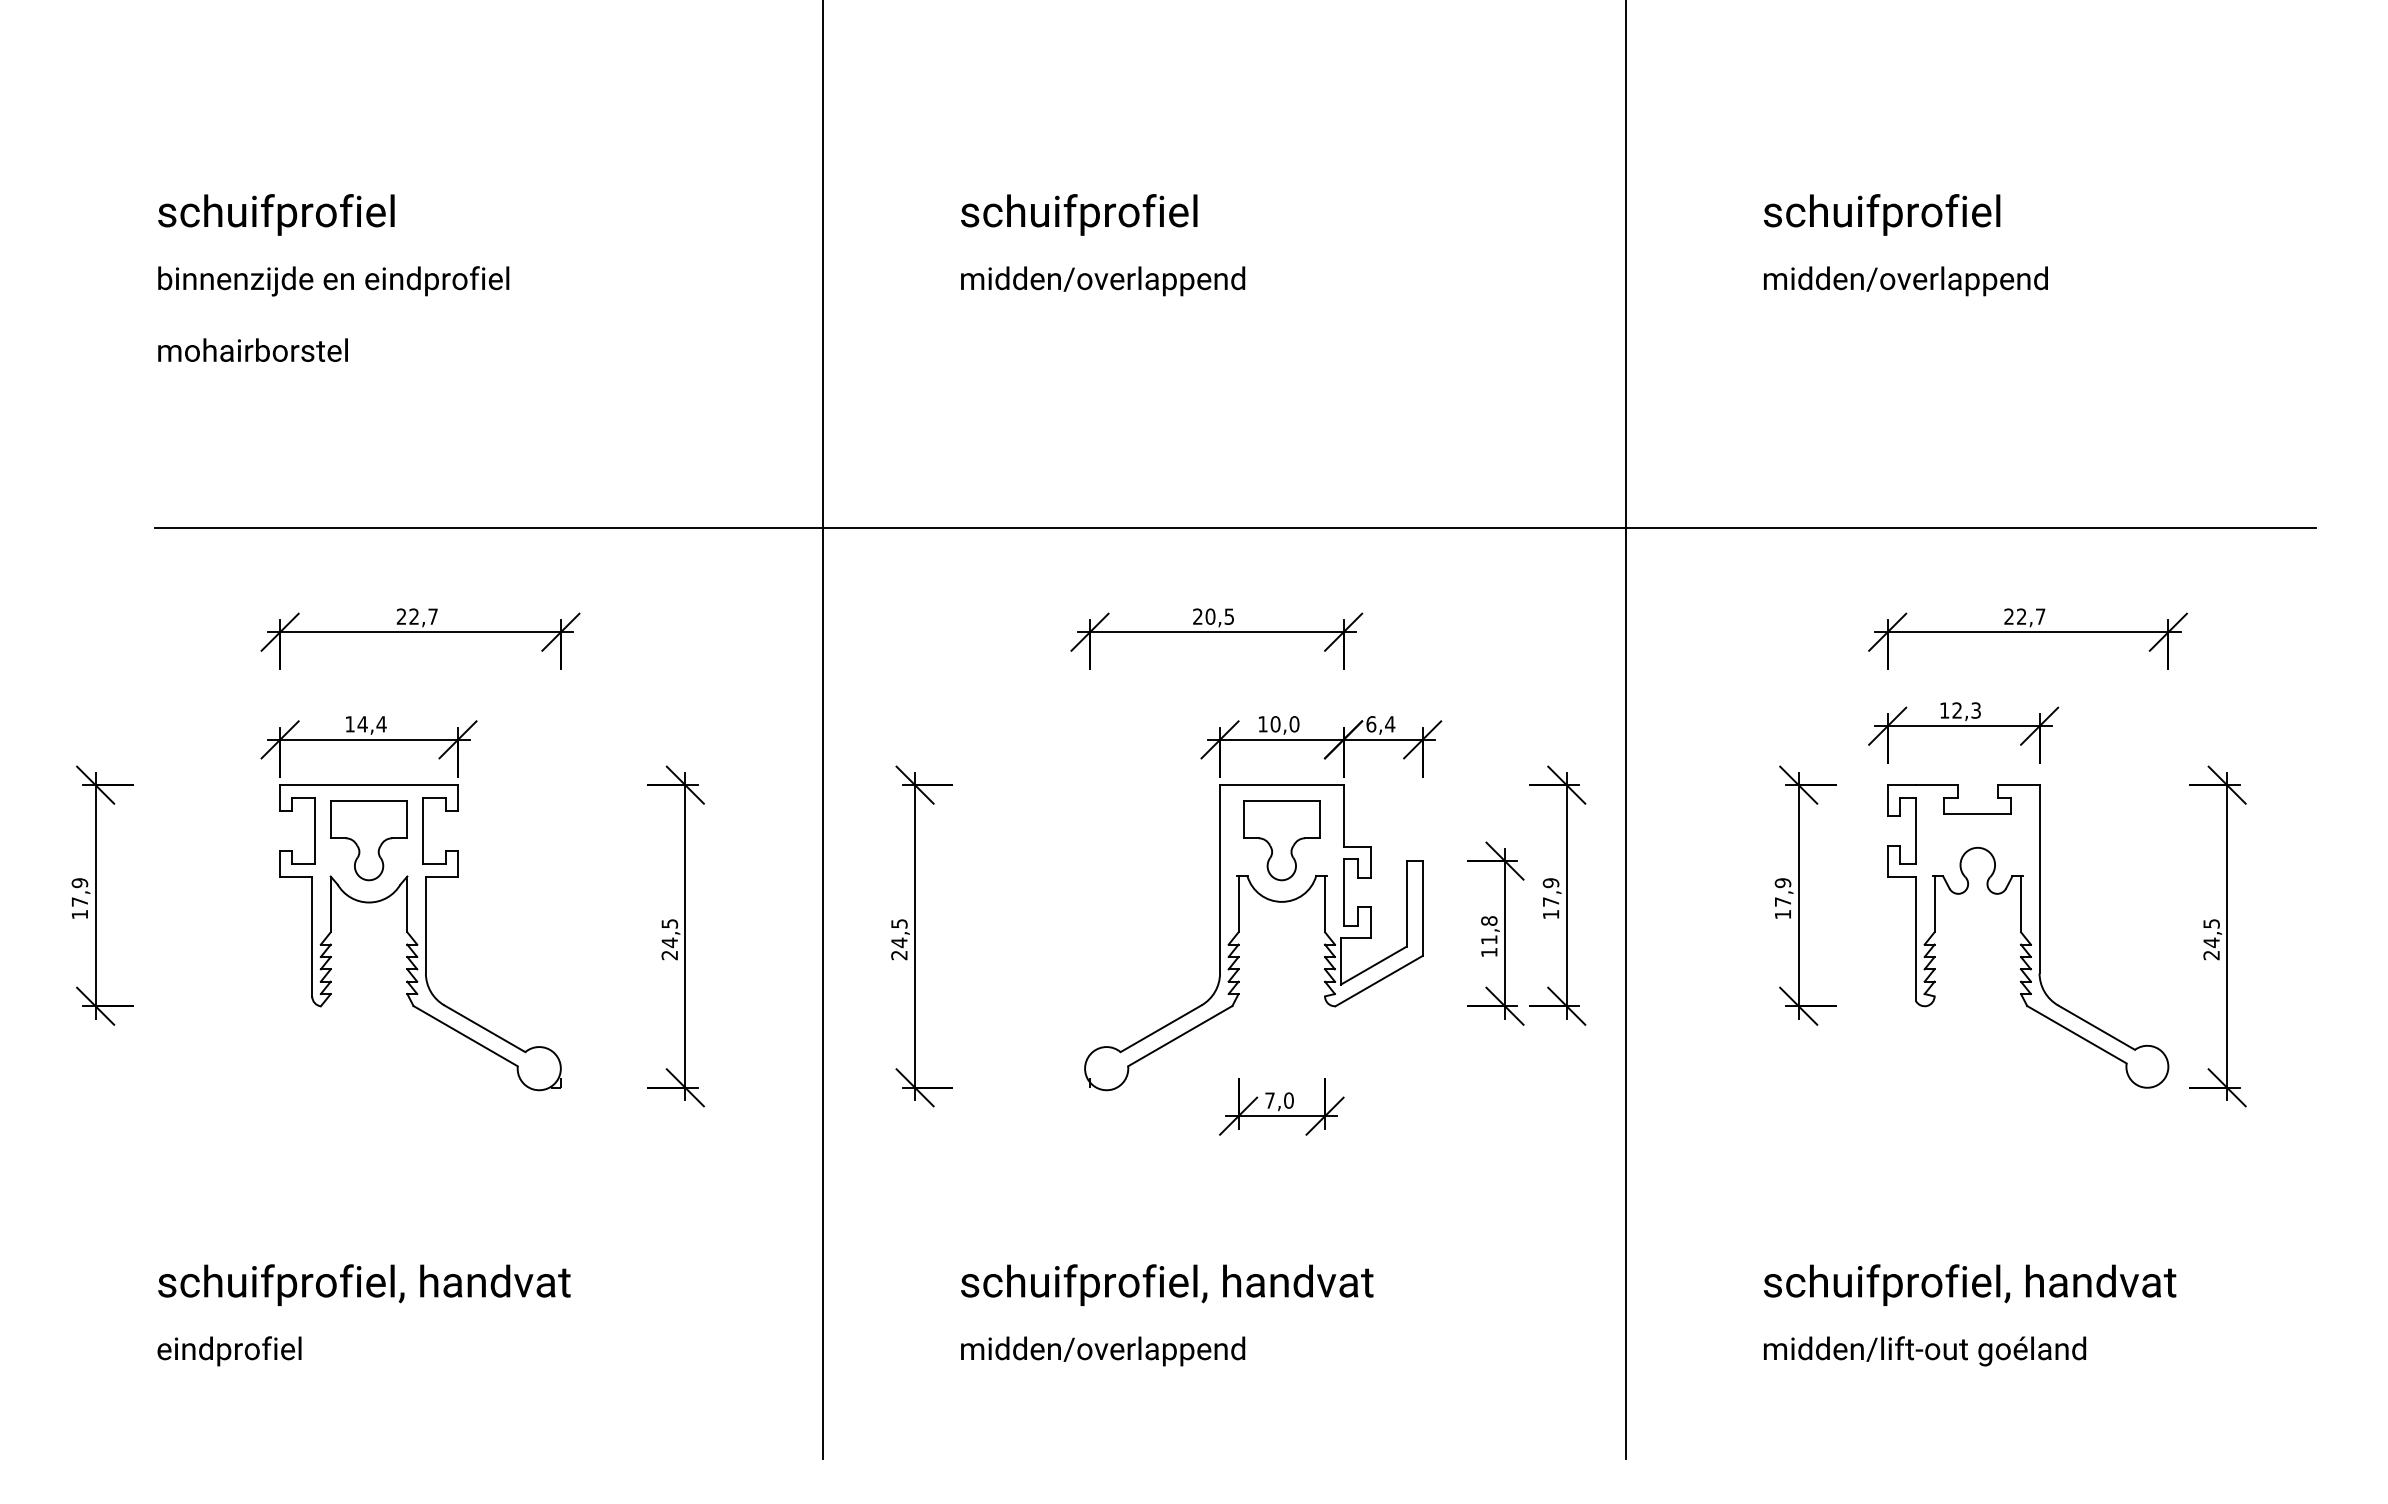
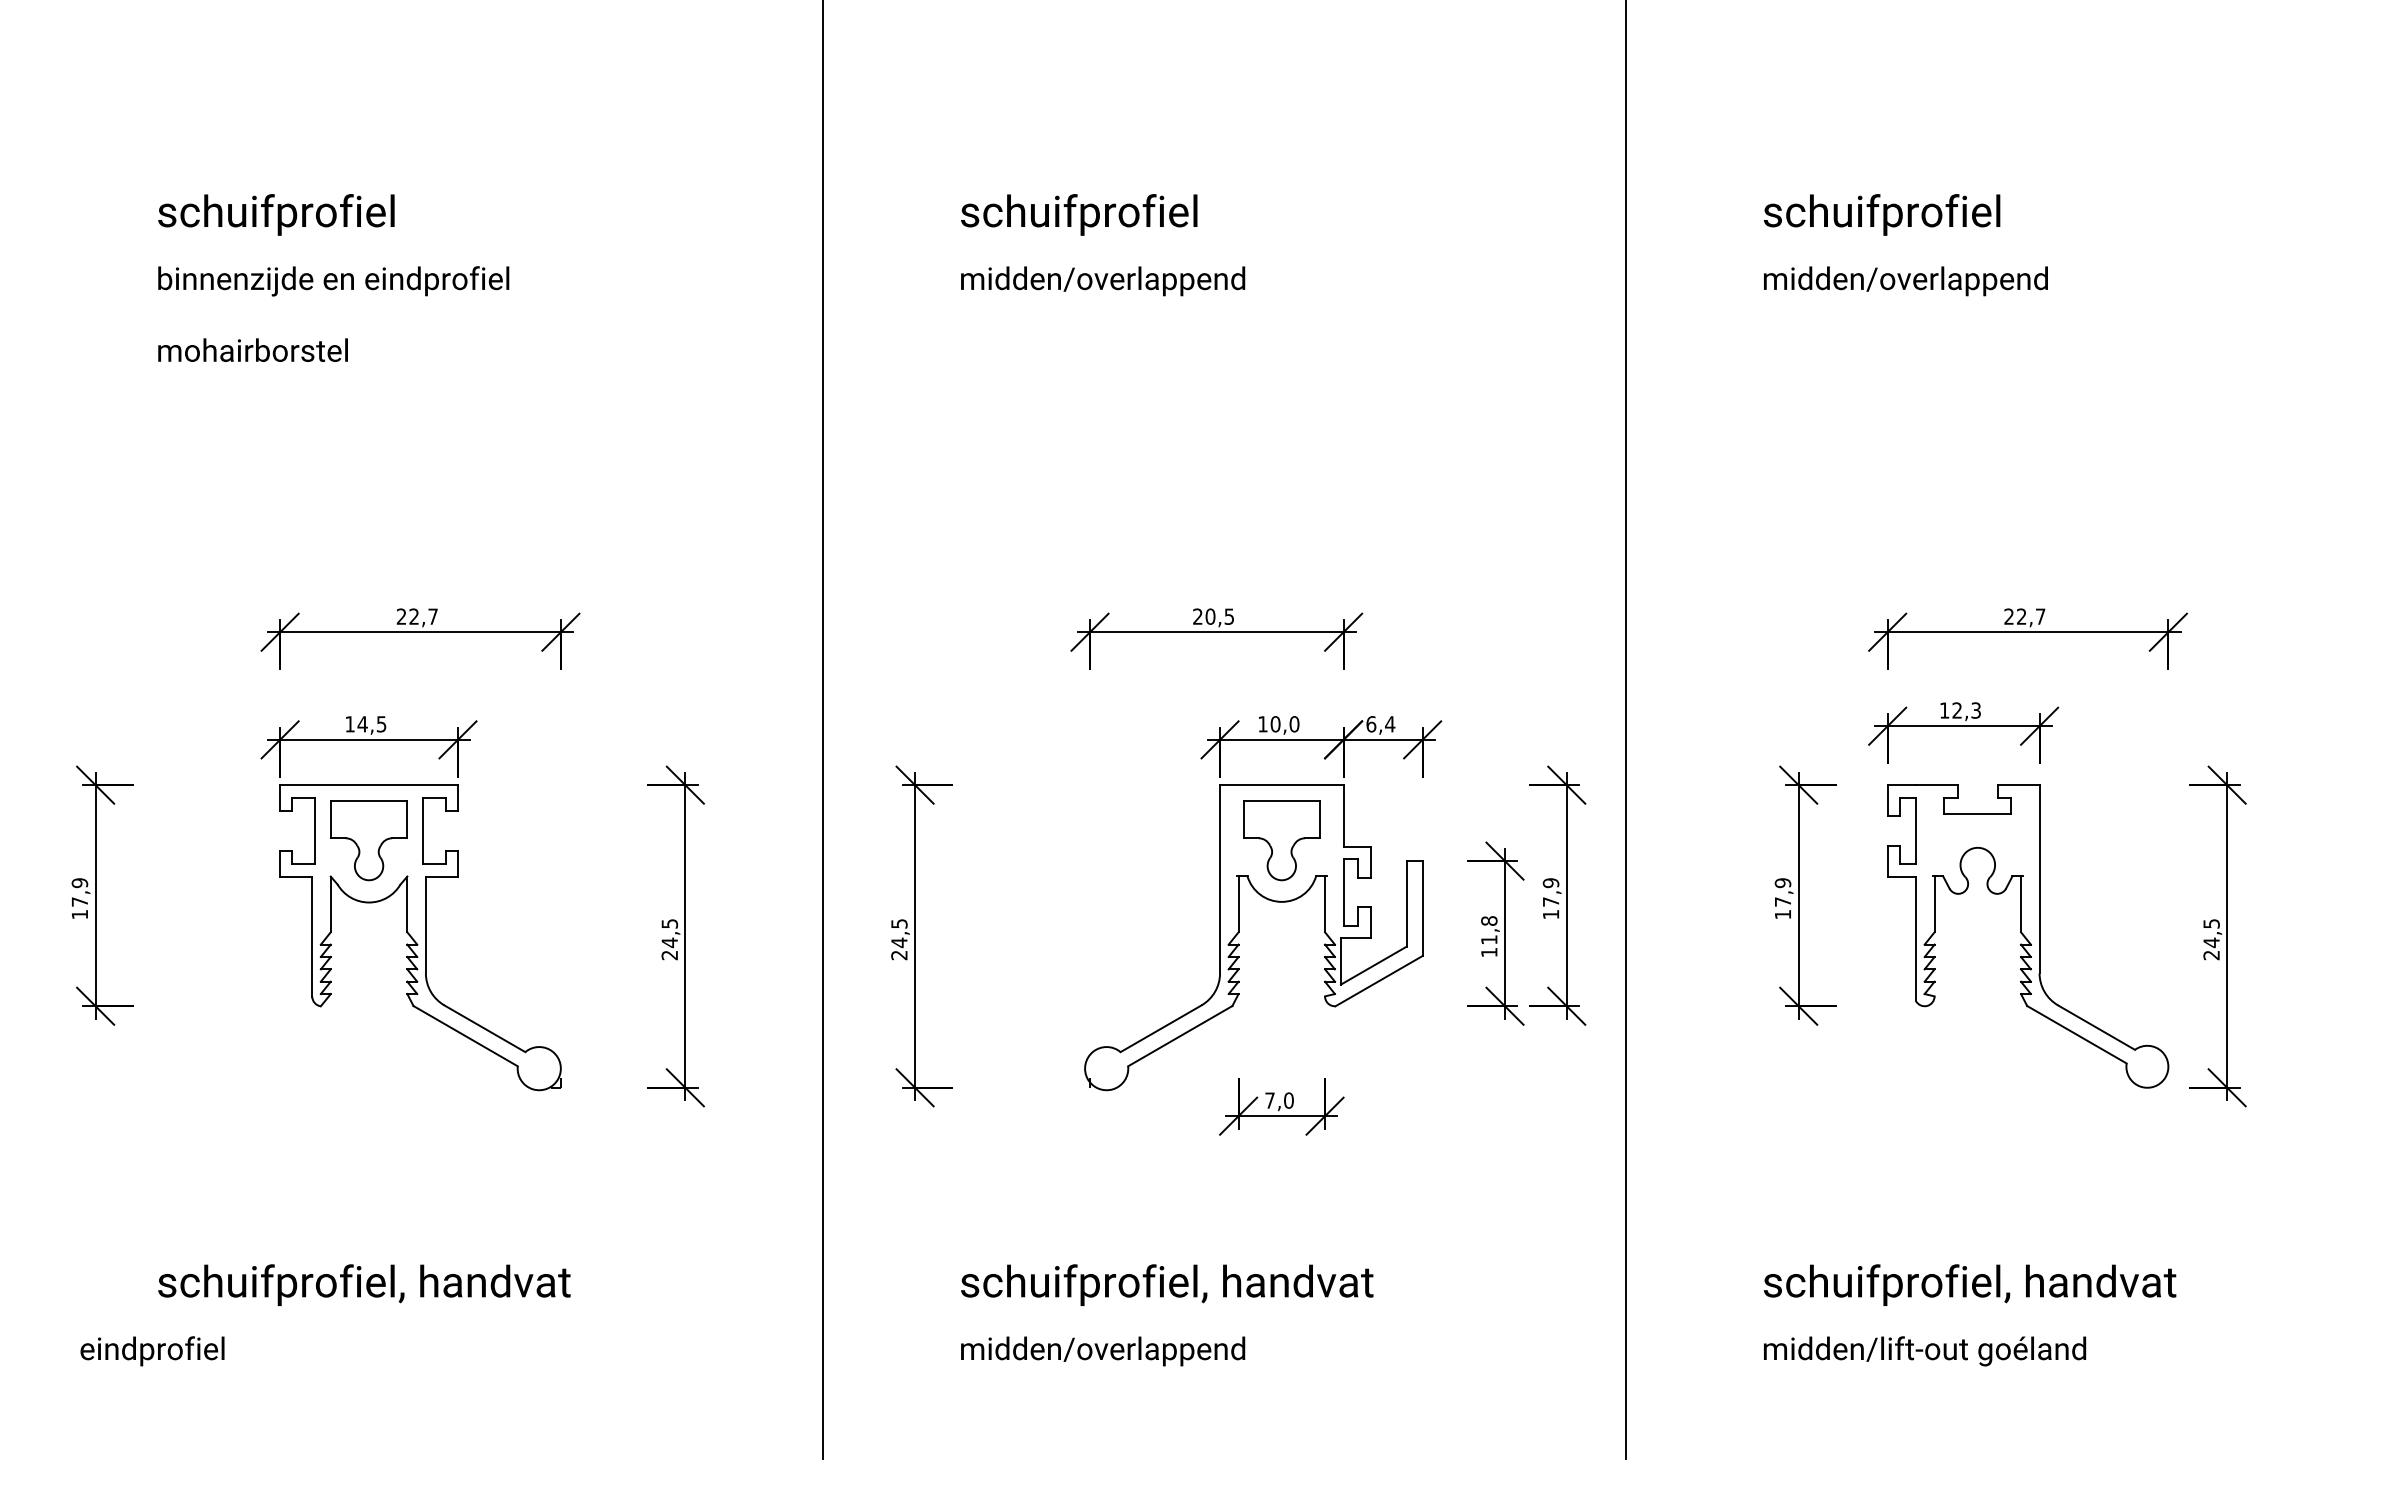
line: present -> none (1235, 527)
text: 14,4 -> 14,5 (381, 724)
text position: (229, 1351) -> (152, 1351) (152, 1351)
